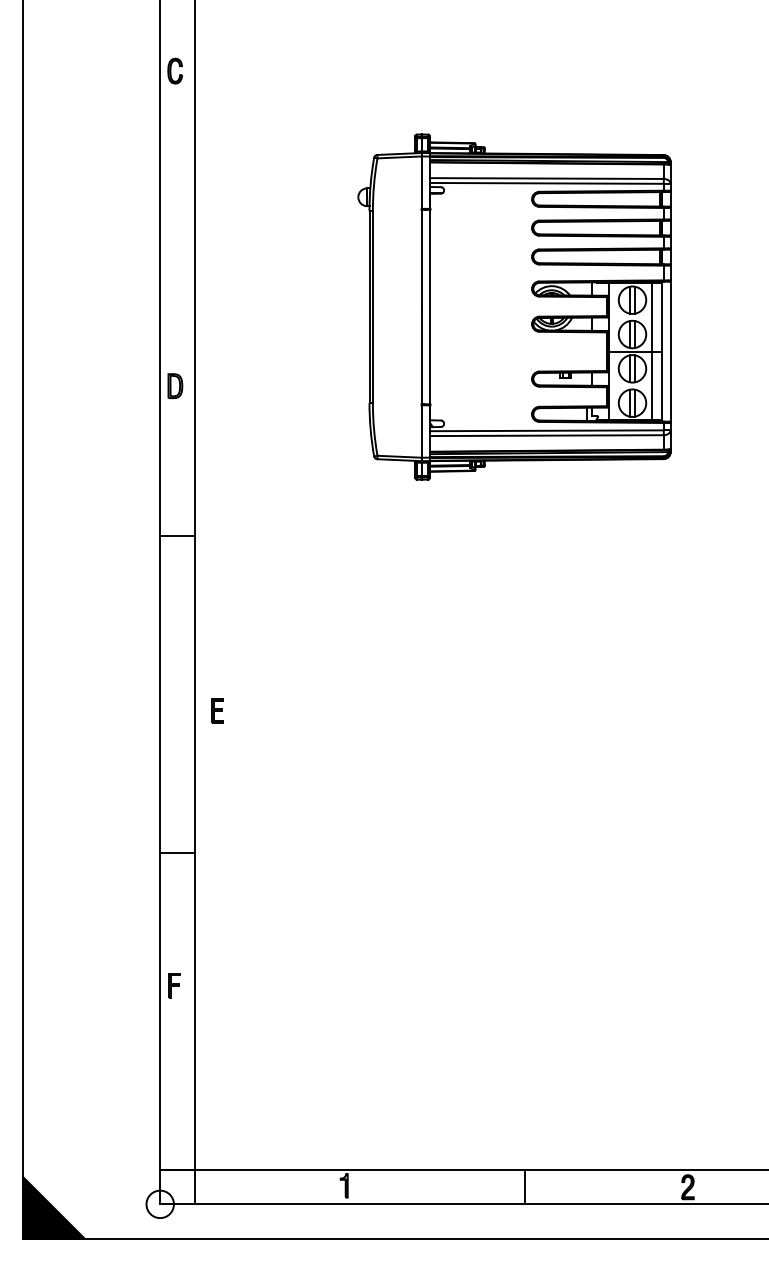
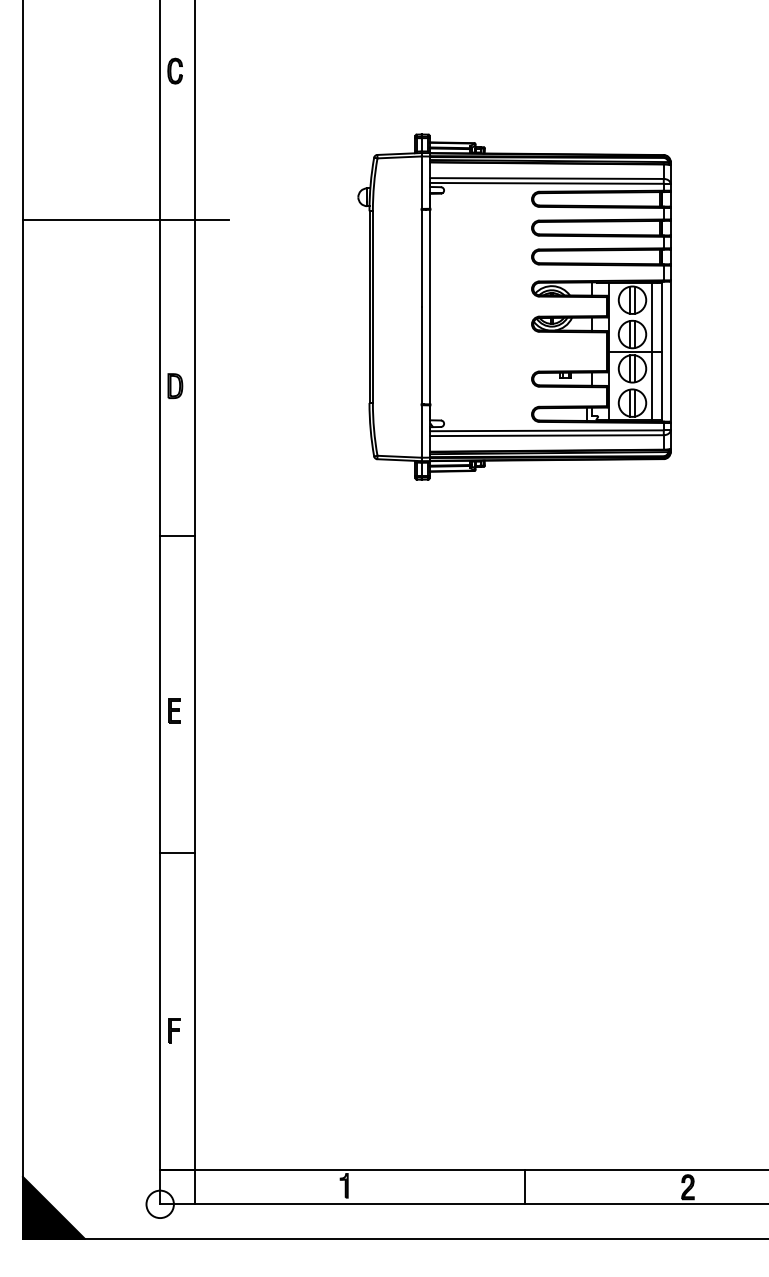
line: none -> present (125, 219)
part position: (217, 710) -> (174, 710) (174, 710)
part position: (174, 985) -> (174, 1030) (174, 1030)
